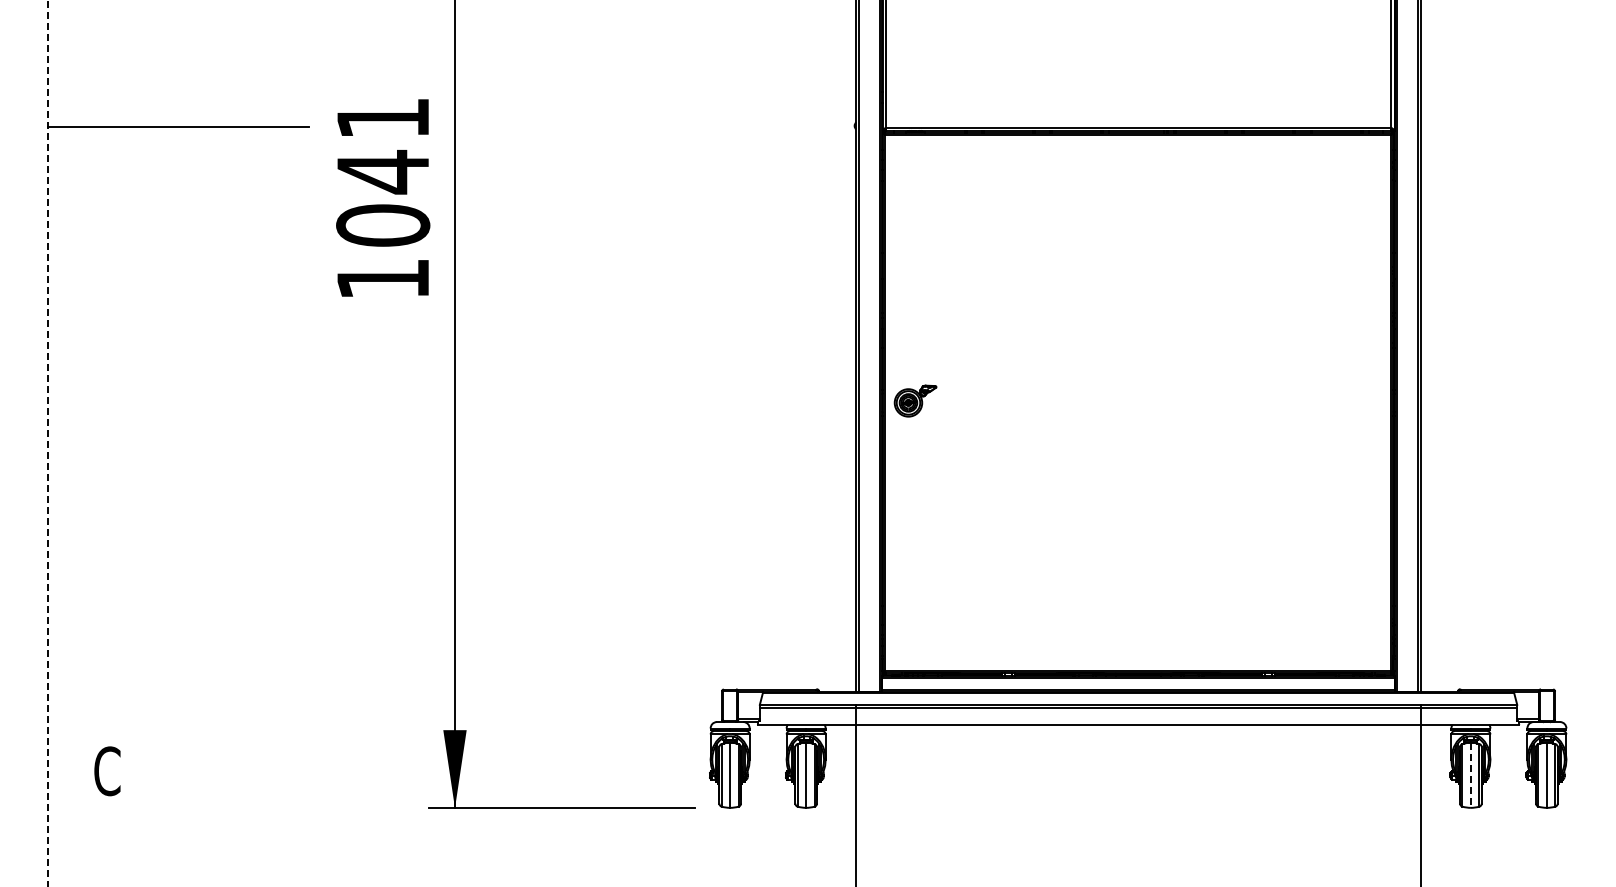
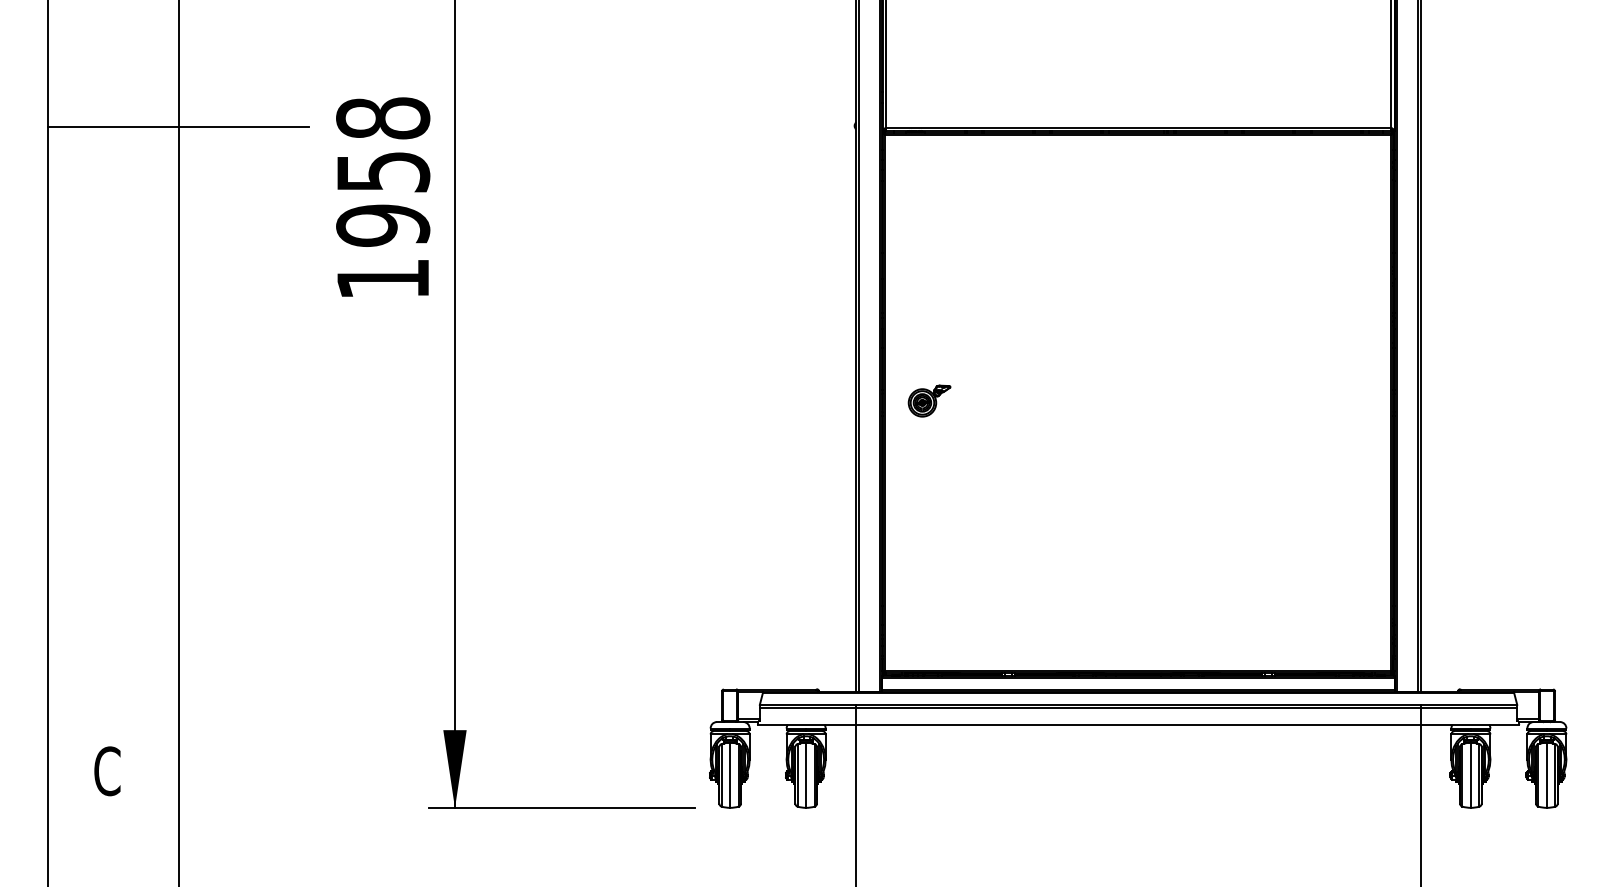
text: 1041 -> 1958 (383, 171)
part position: (915, 400) -> (929, 400) (929, 400)
line: none -> present (178, 442)
line: dashed -> solid (48, 443)
line: dashed -> solid (1470, 776)
